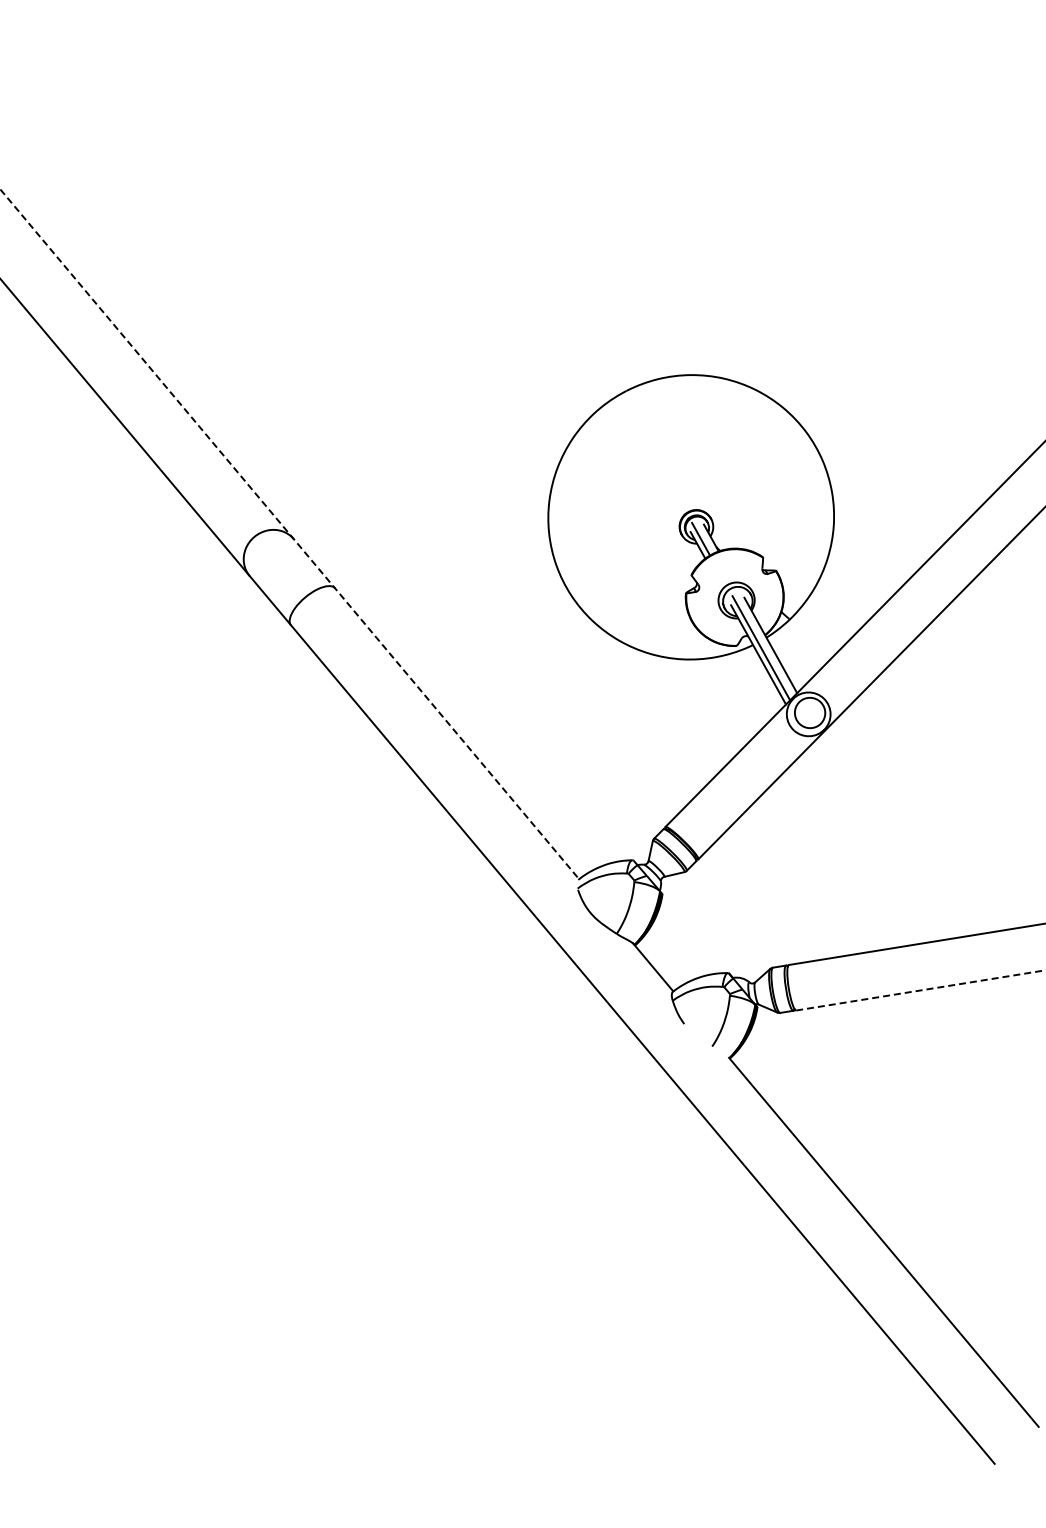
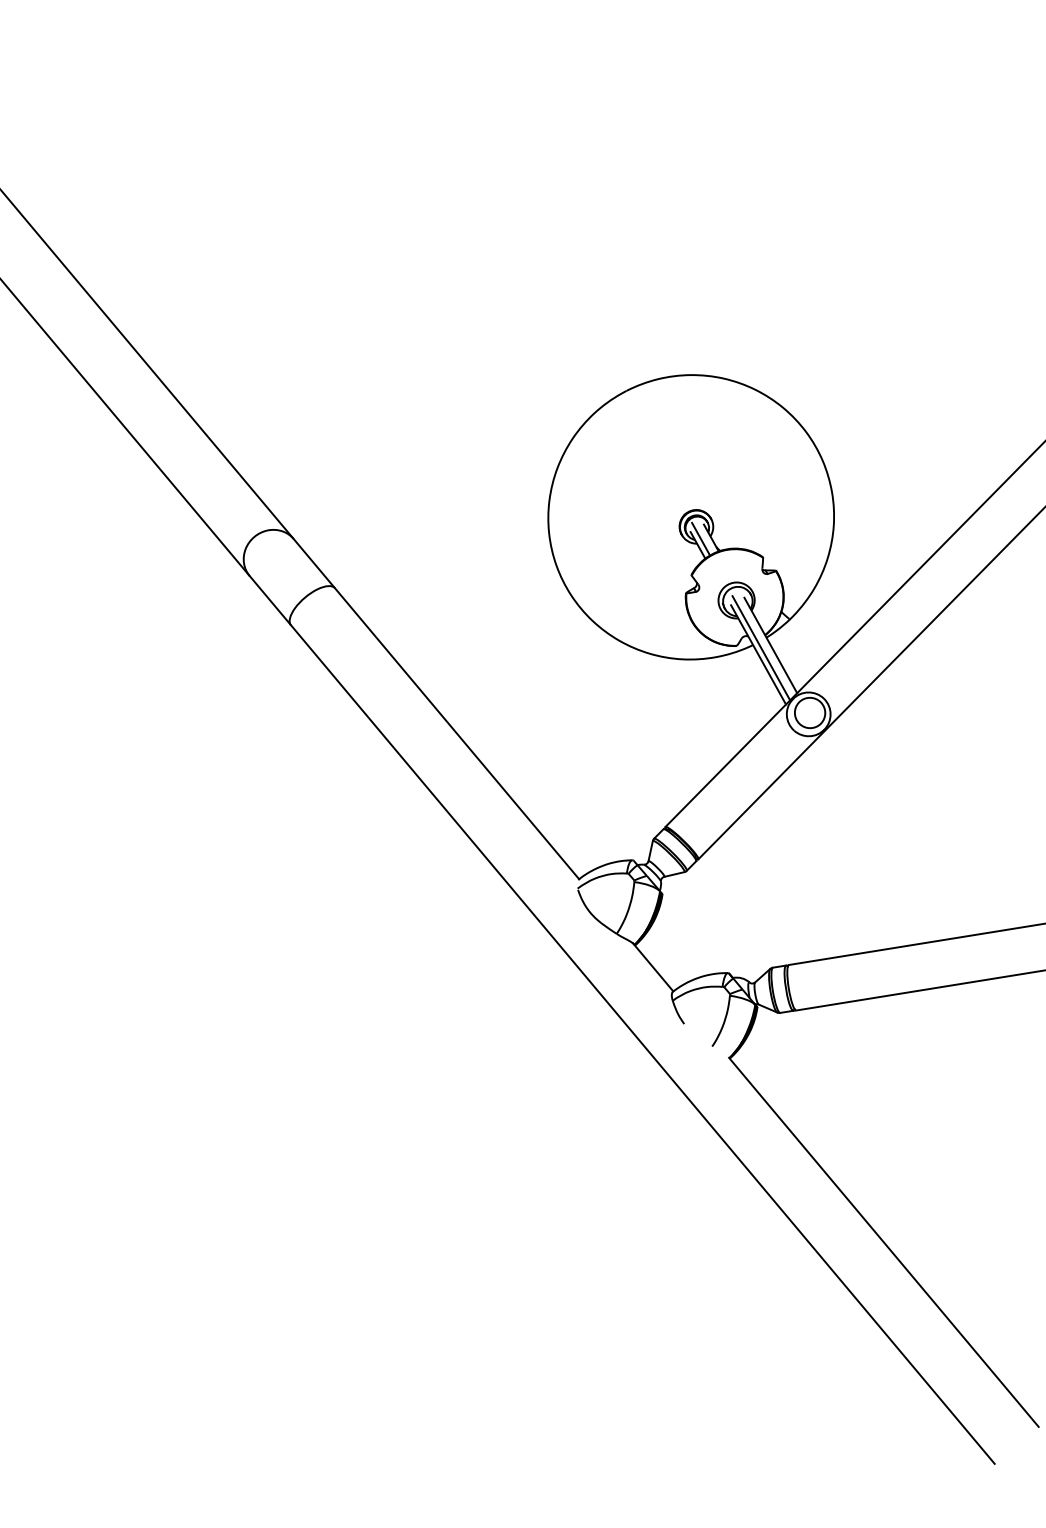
line: dashed -> solid (290, 534)
line: dashed -> solid (921, 990)
